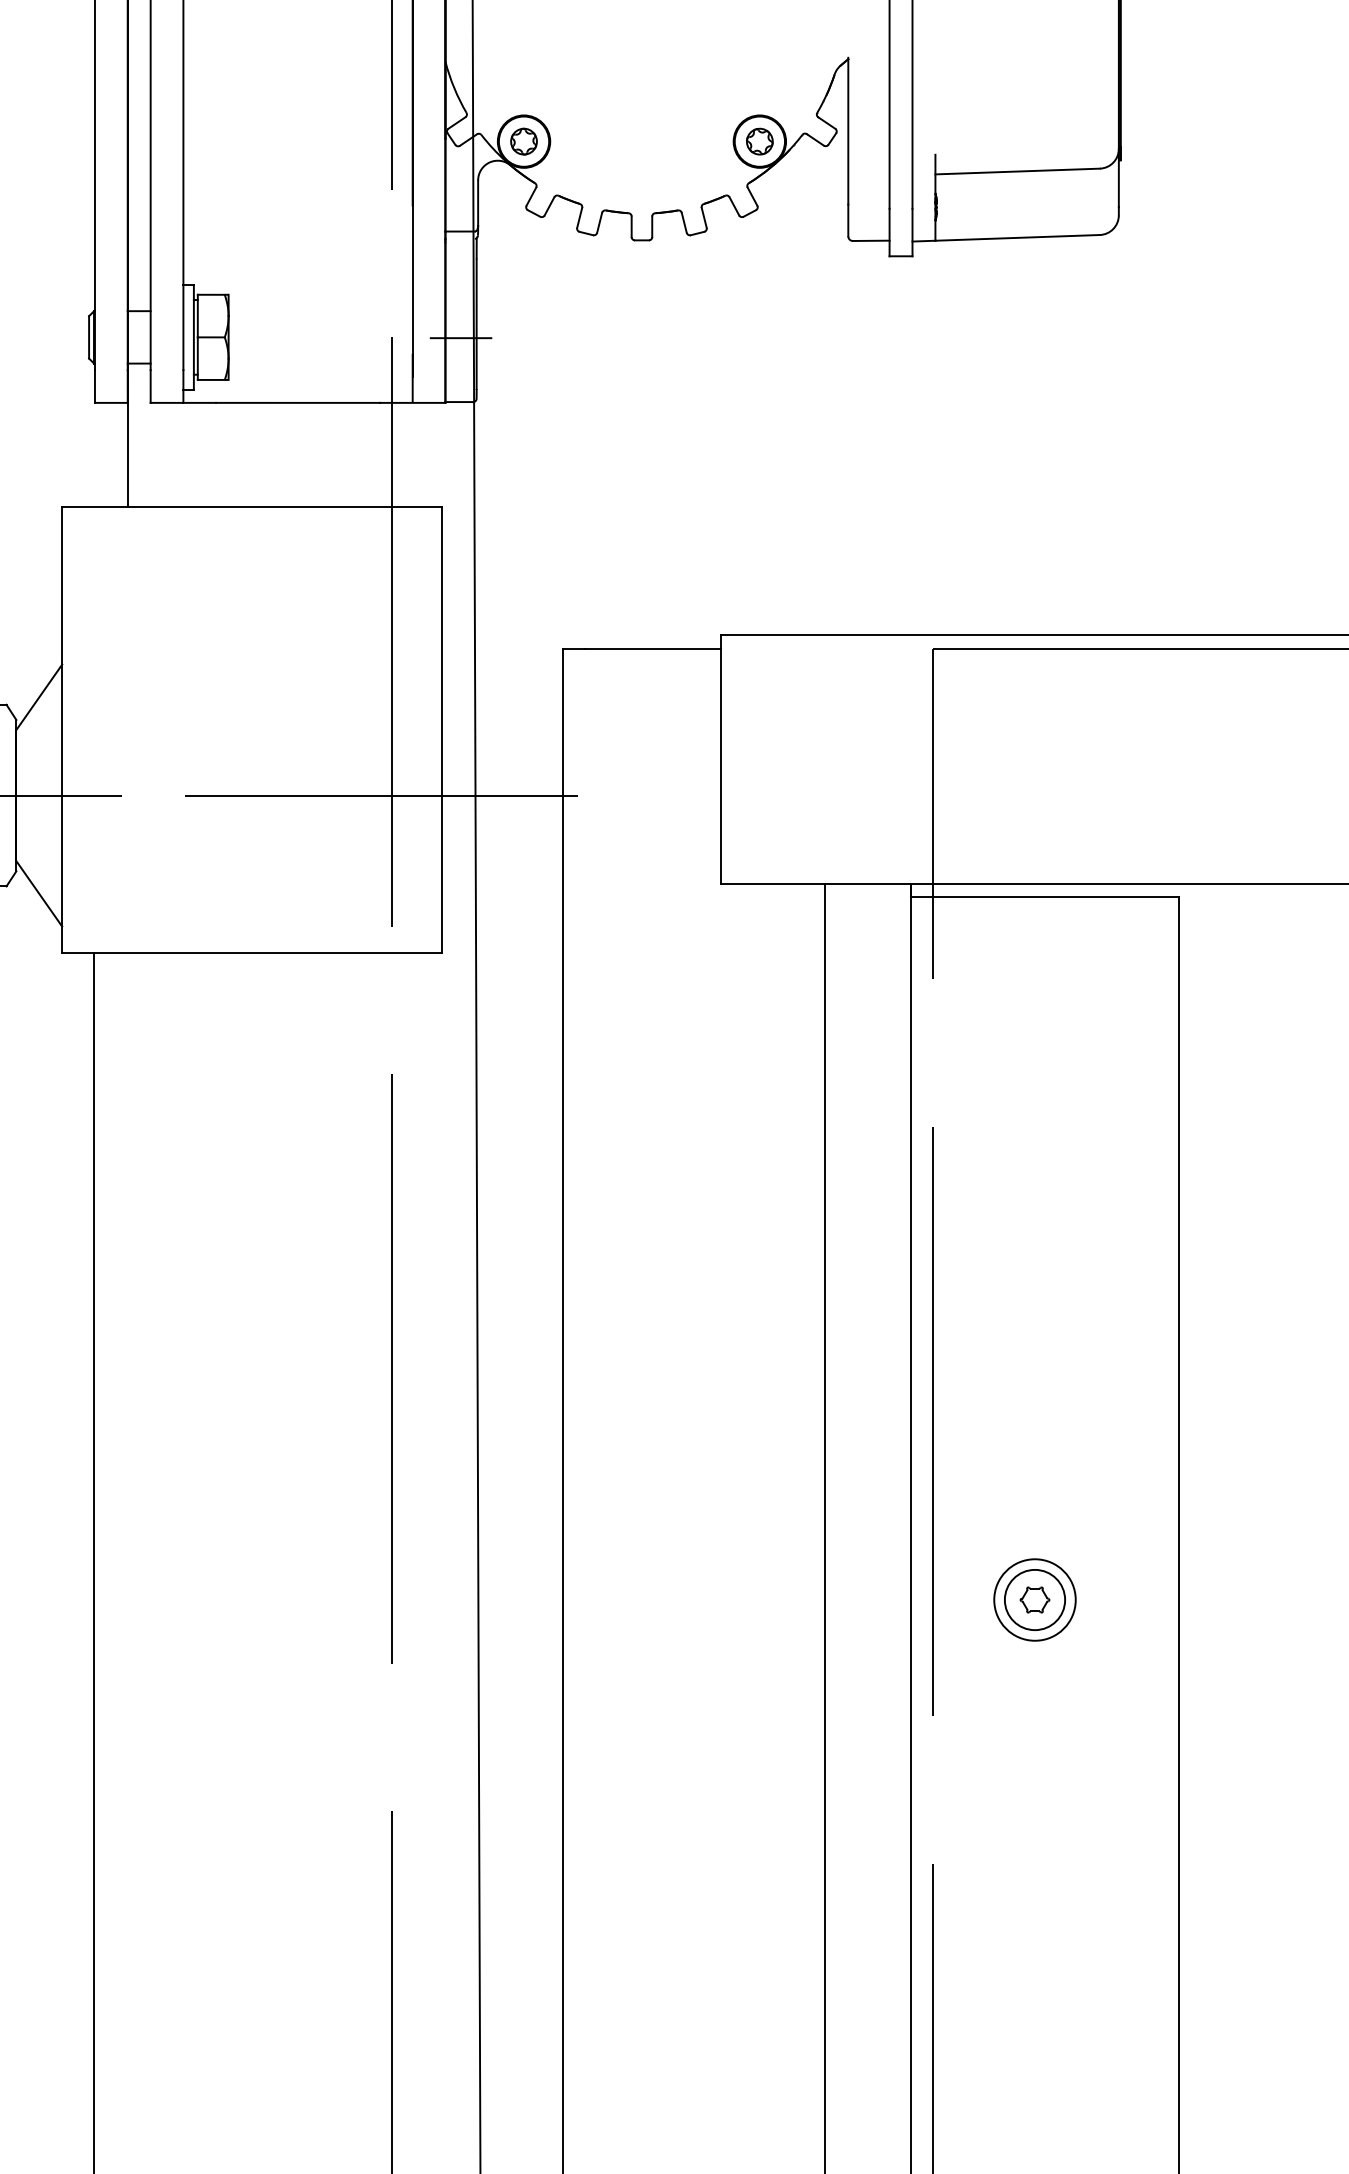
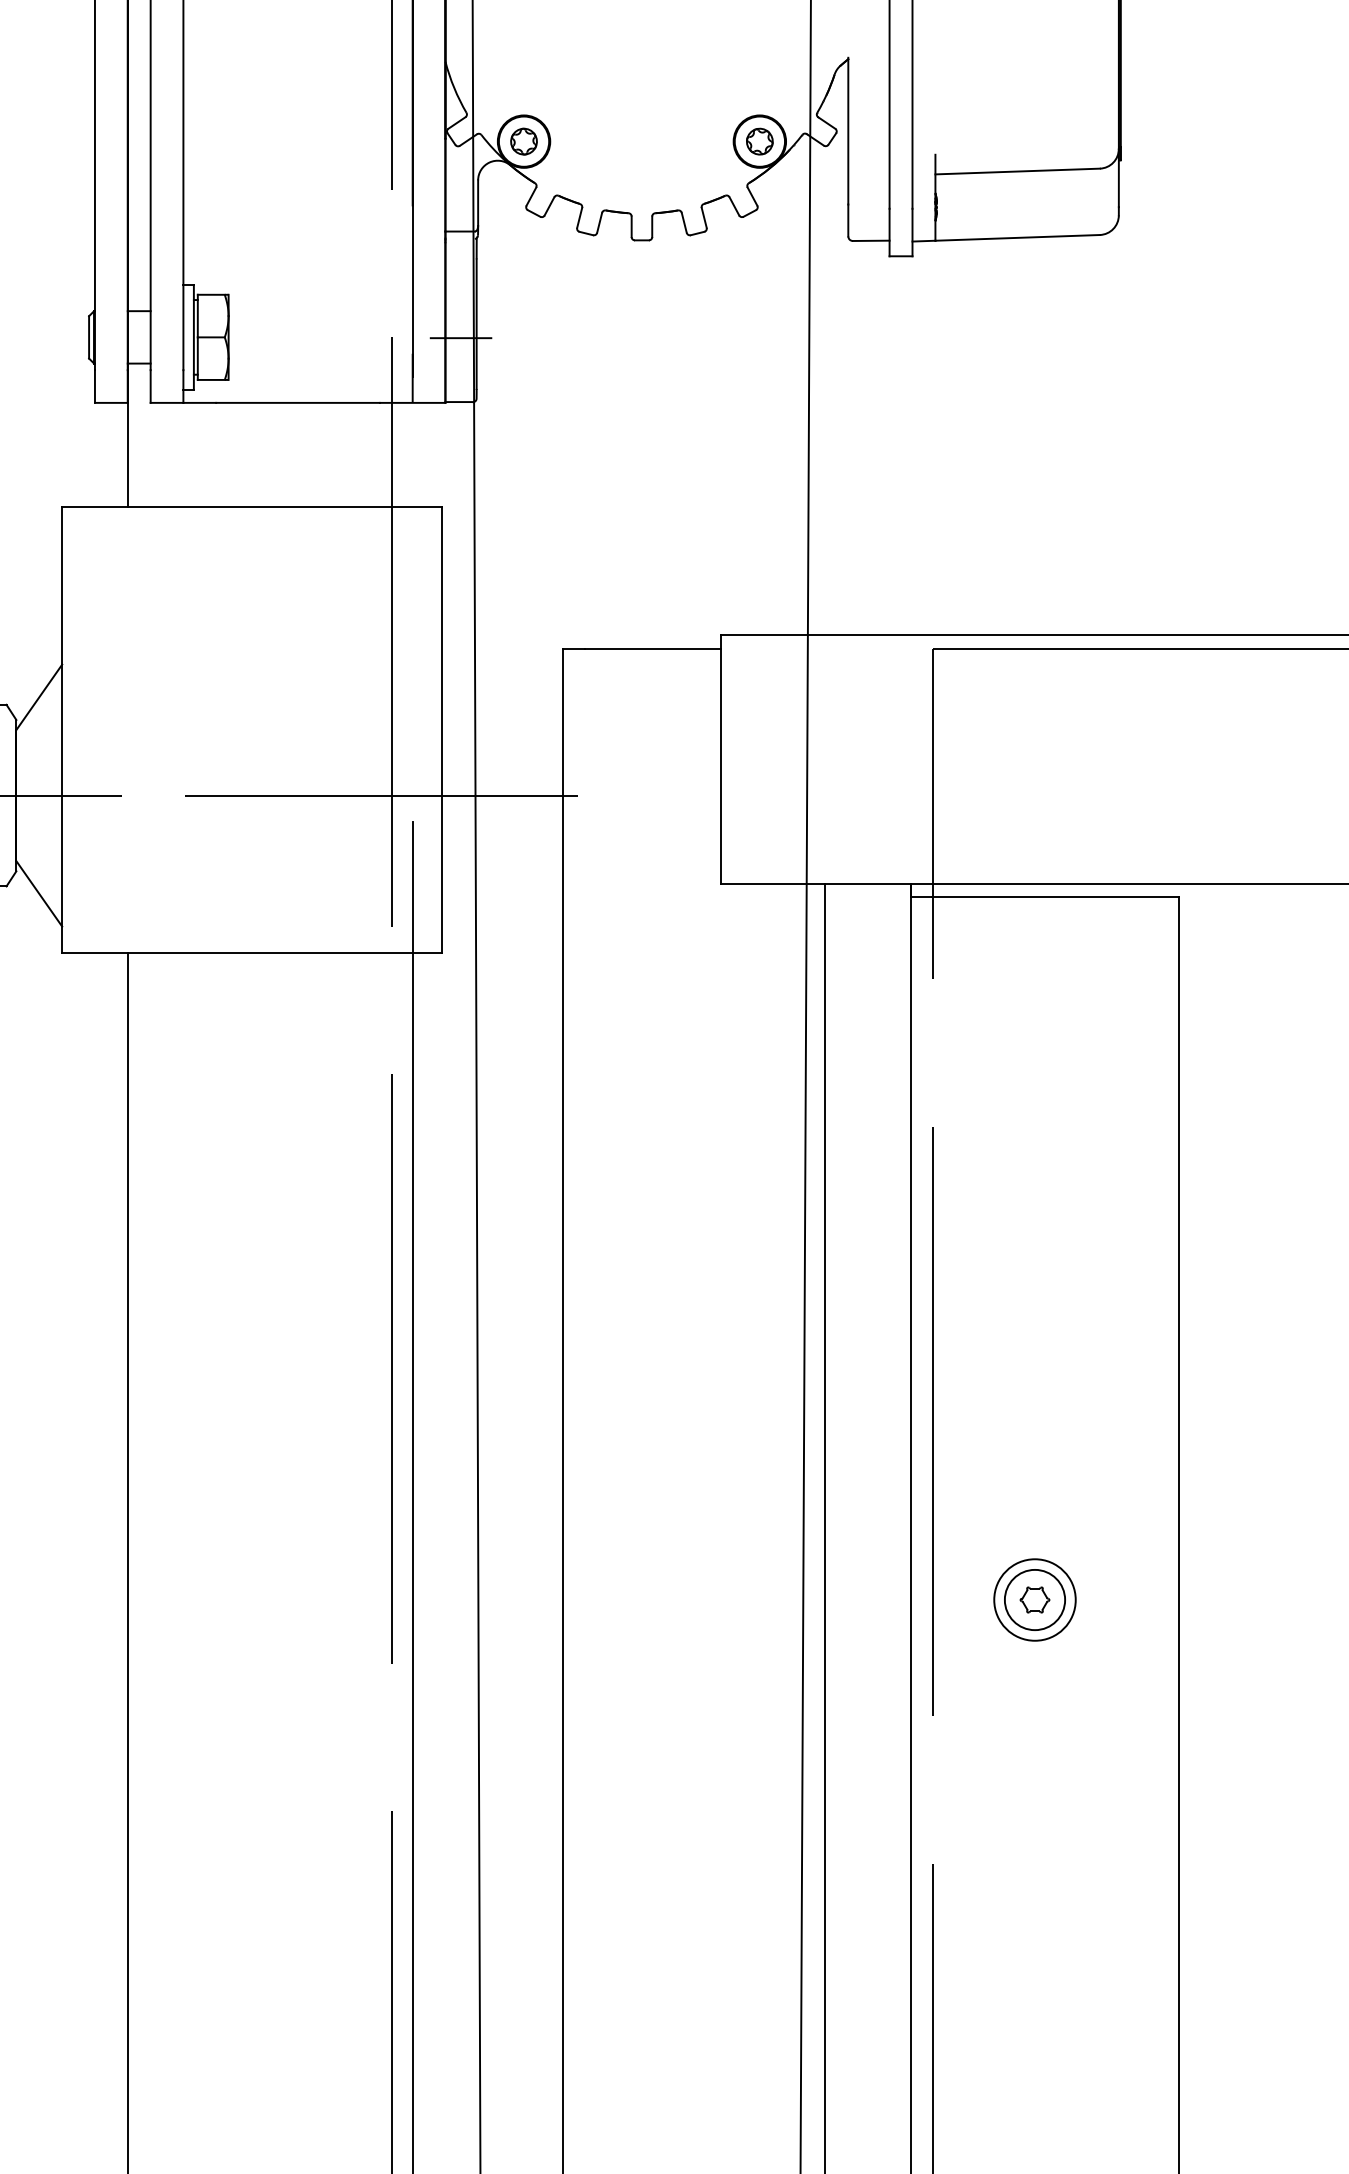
line: none -> present (805, 1086)
line: none -> present (412, 1496)
line position: (93, 1561) -> (127, 1561) (127, 1561)
